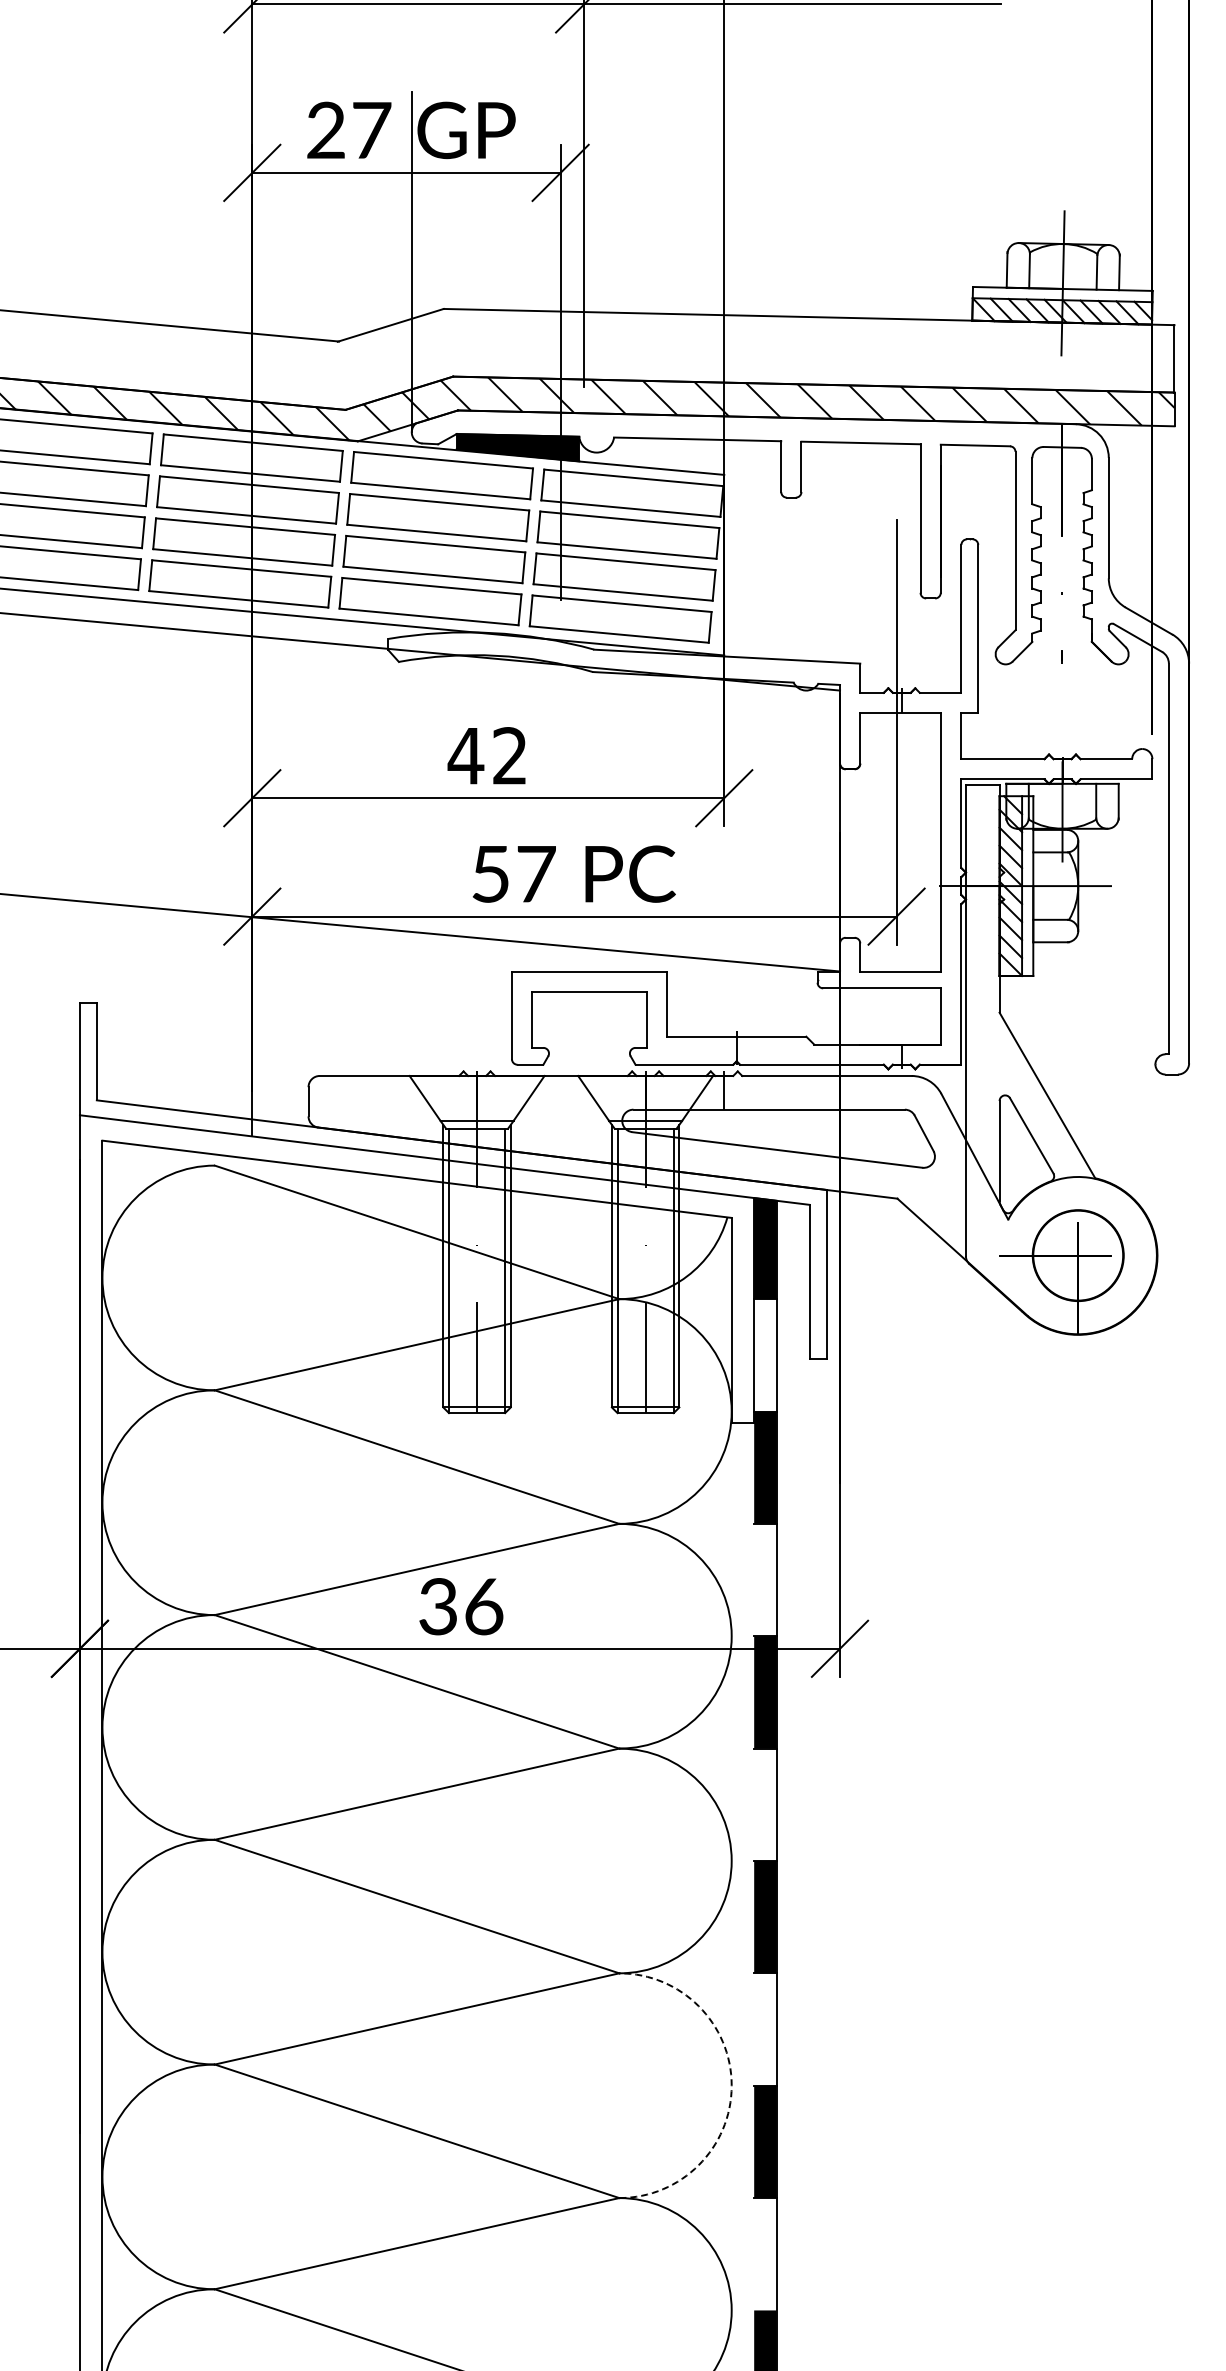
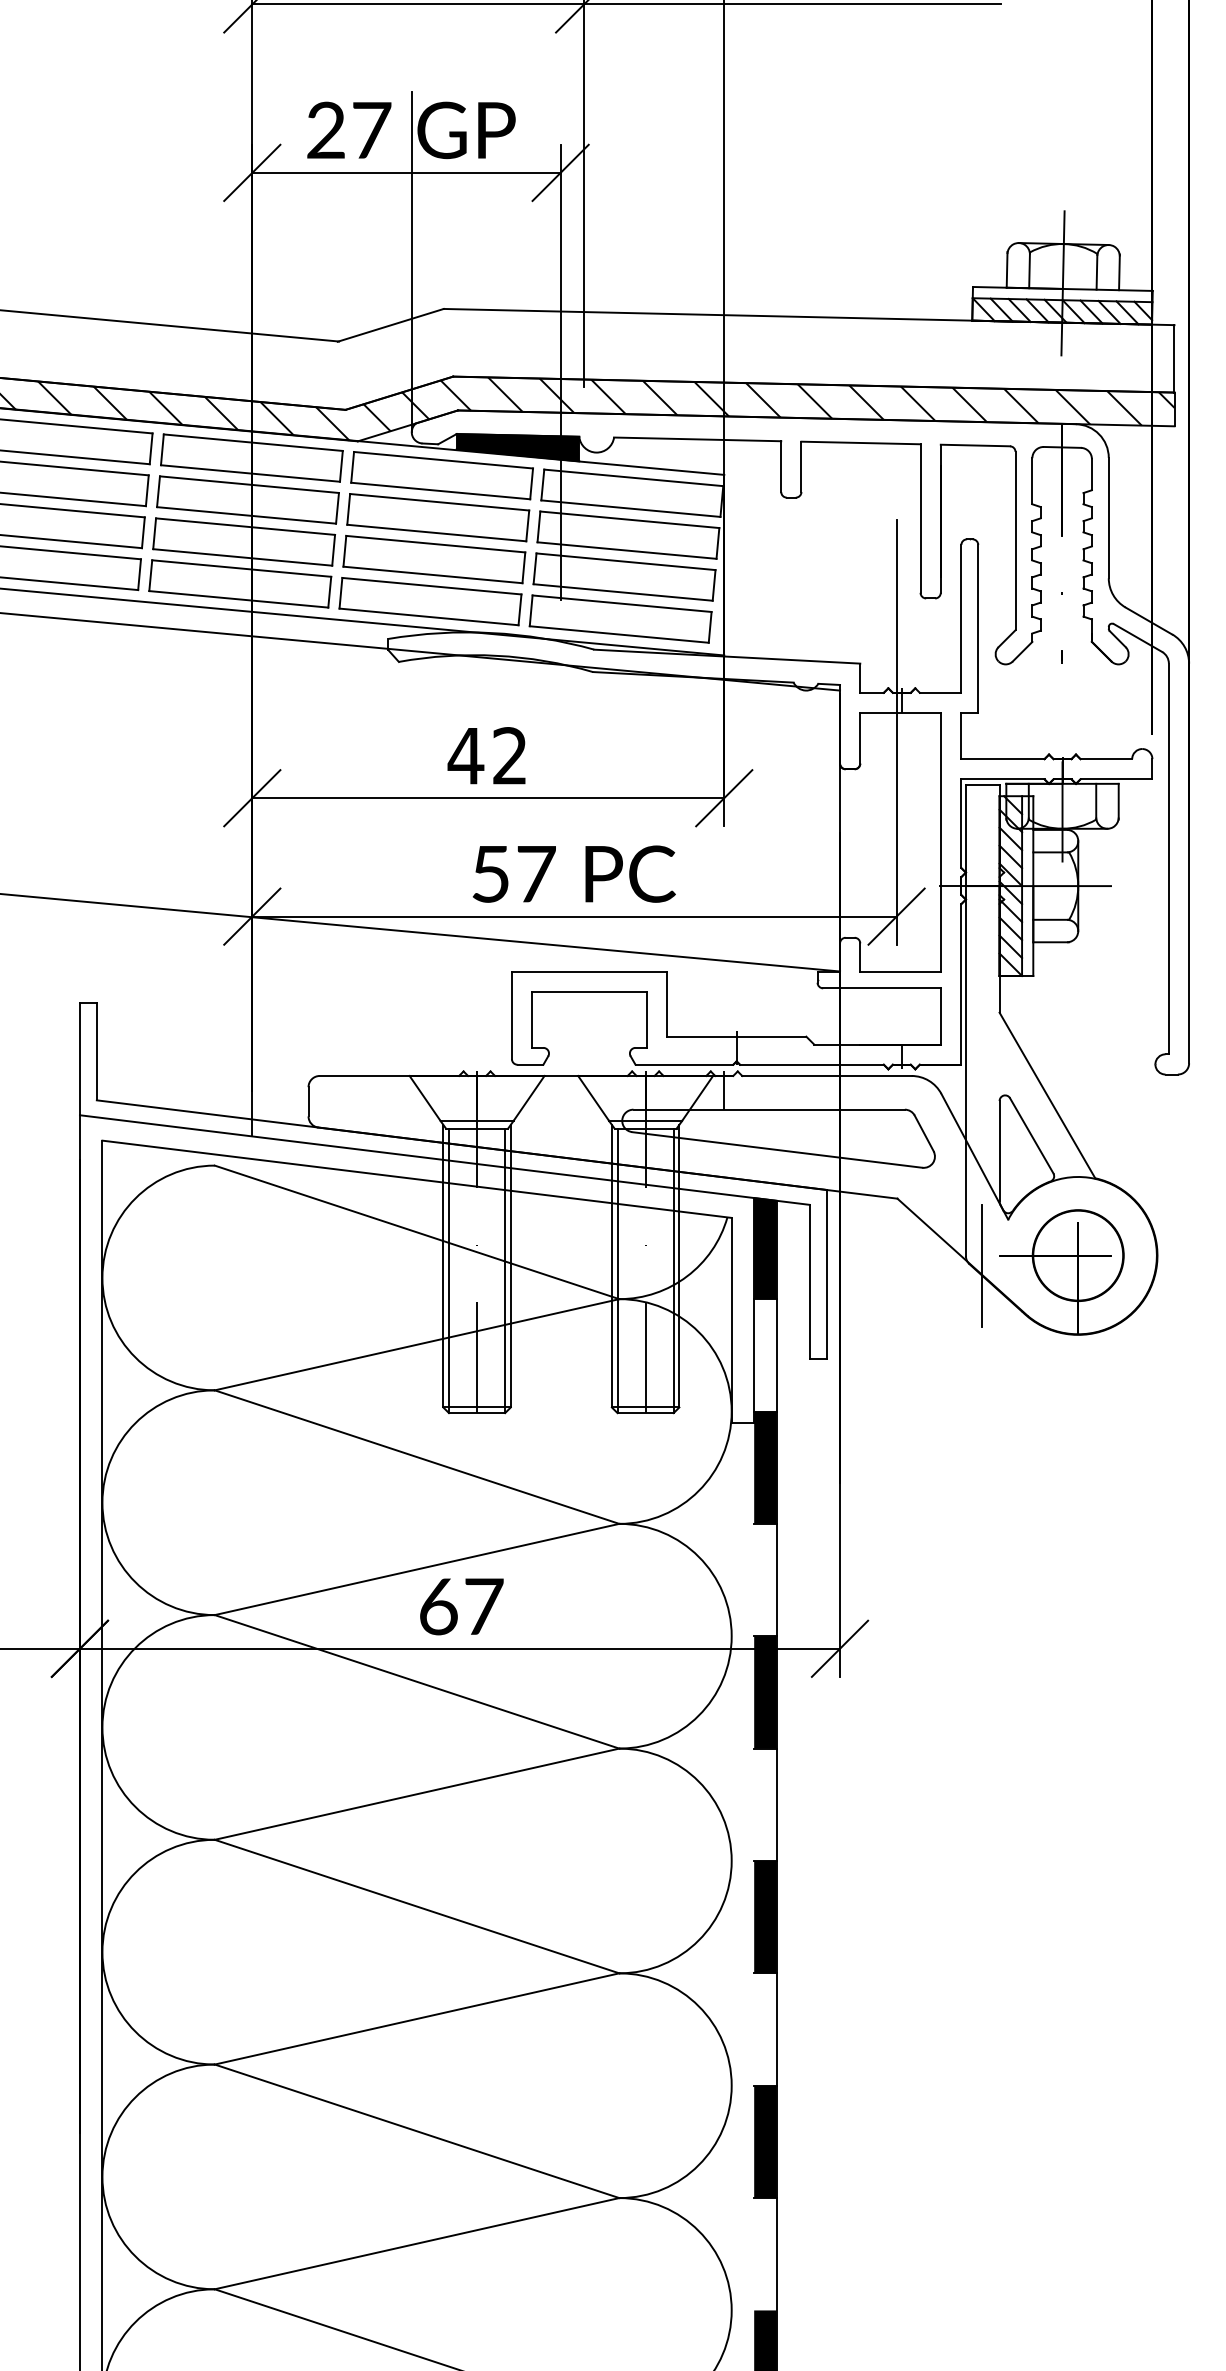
line: none -> present (982, 1265)
text: 36 -> 67 (461, 1606)
arc: dashed -> solid (731, 2085)
